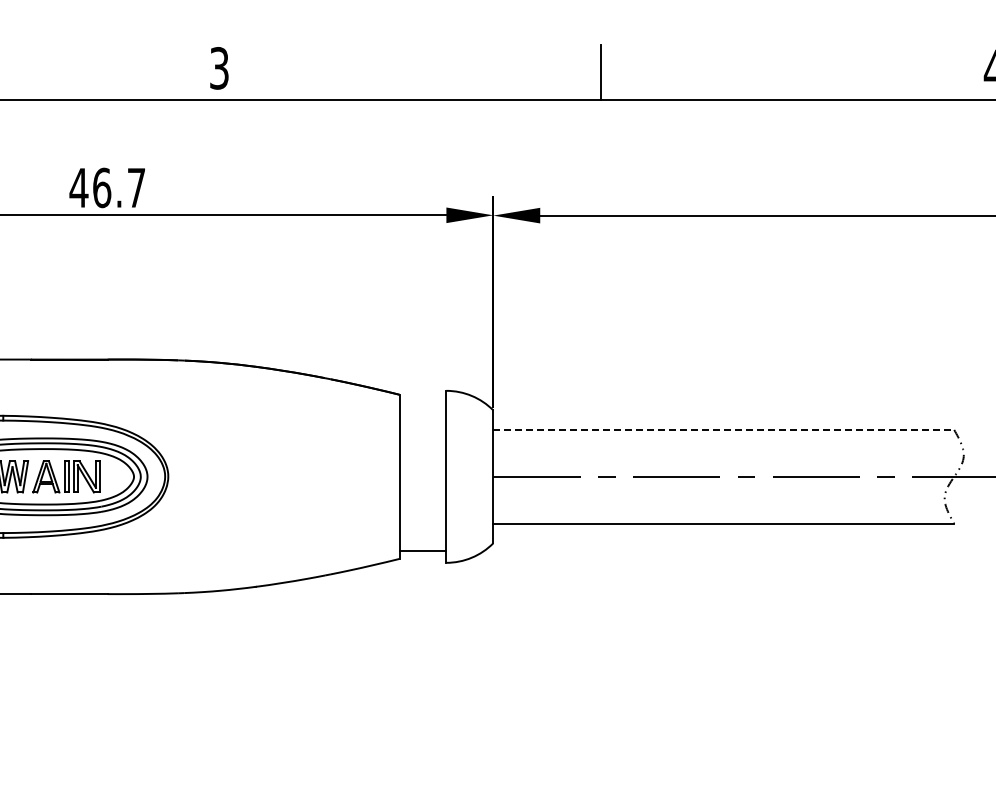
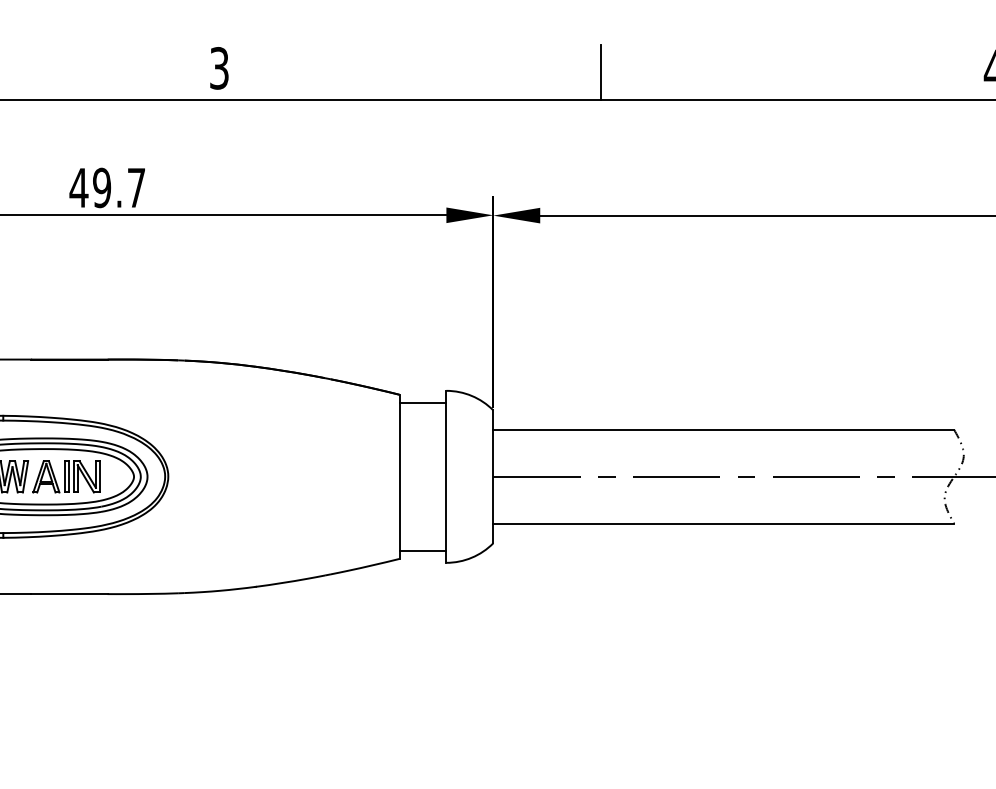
text: 46.7 -> 49.7 (102, 187)
line: none -> present (422, 402)
line: dashed -> solid (724, 429)
